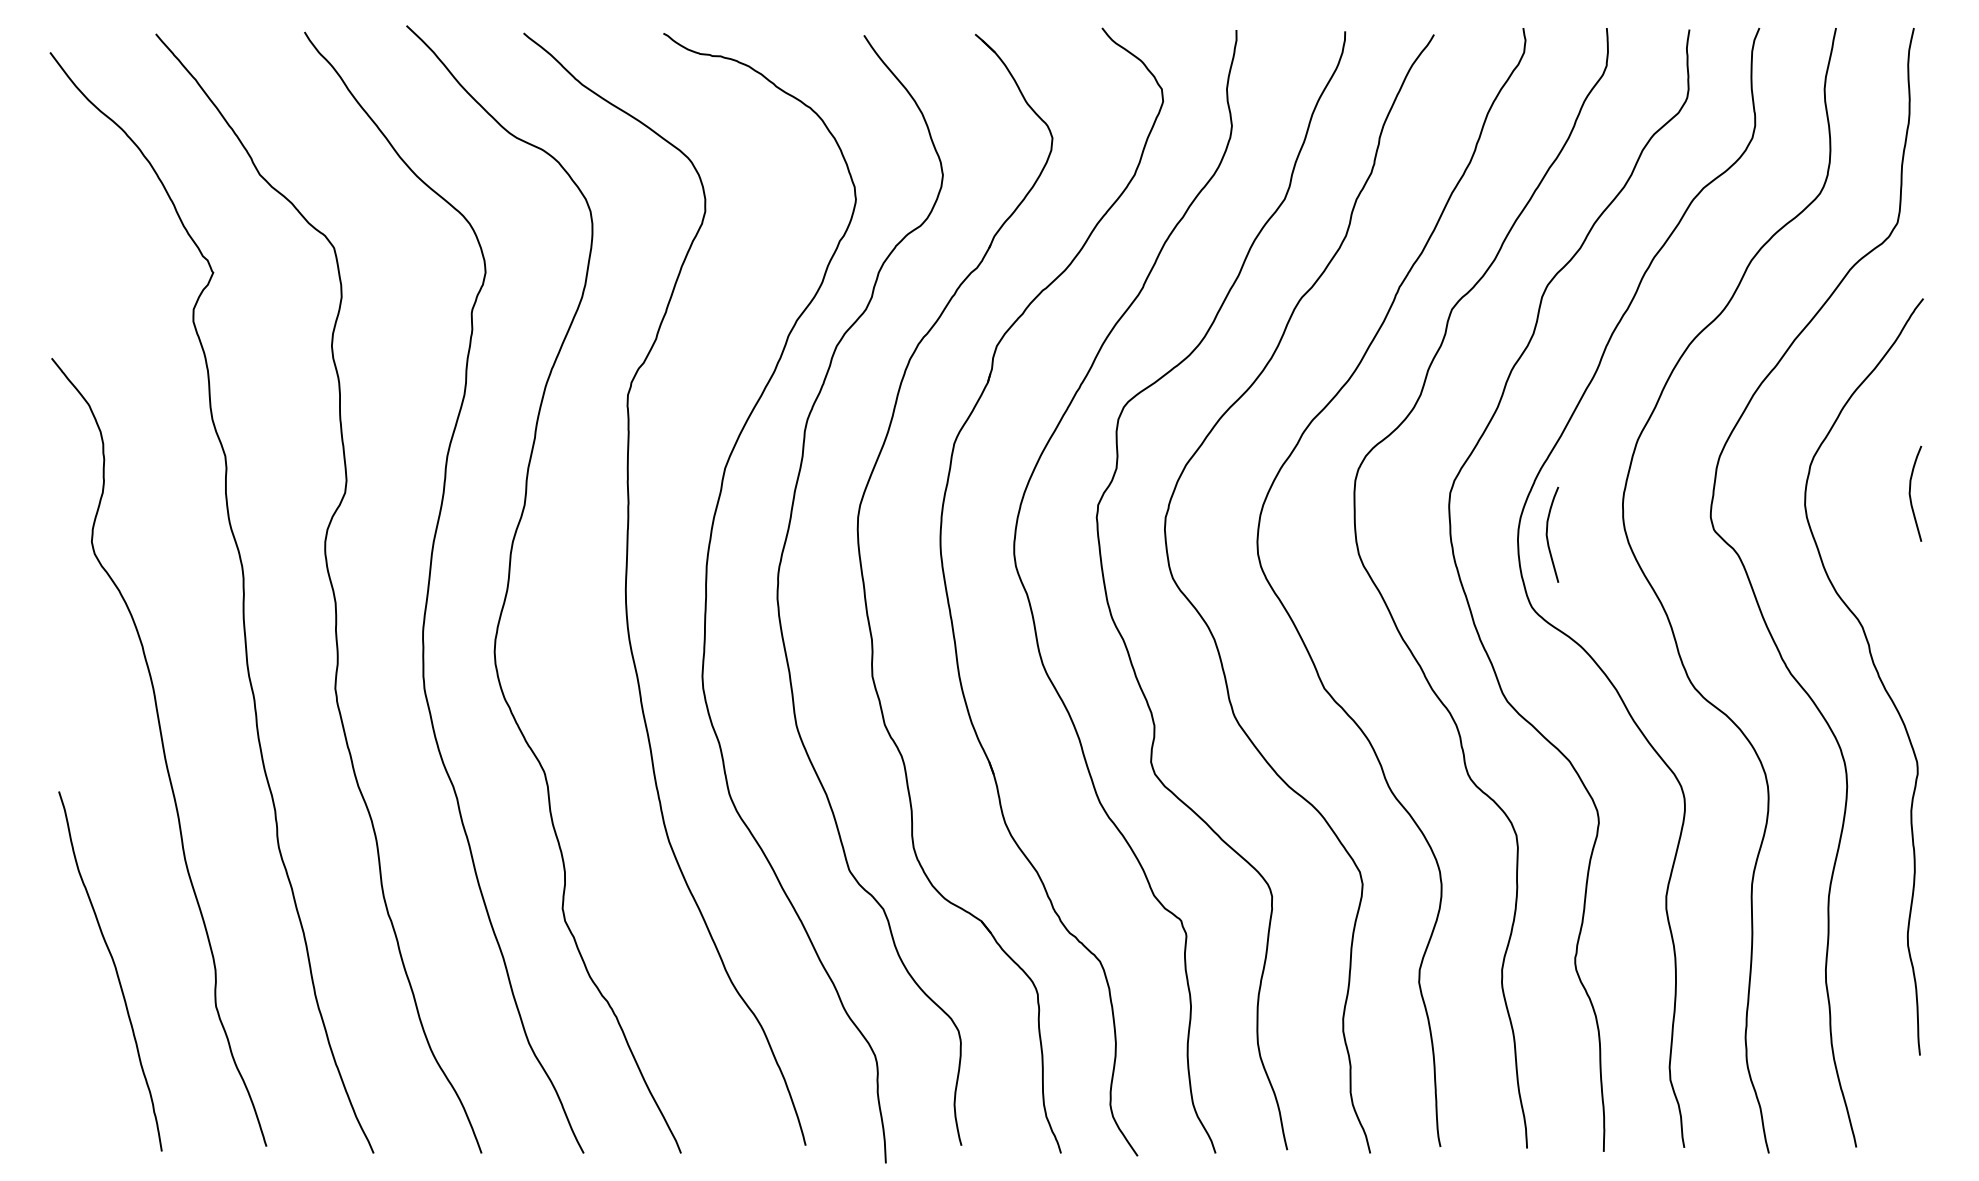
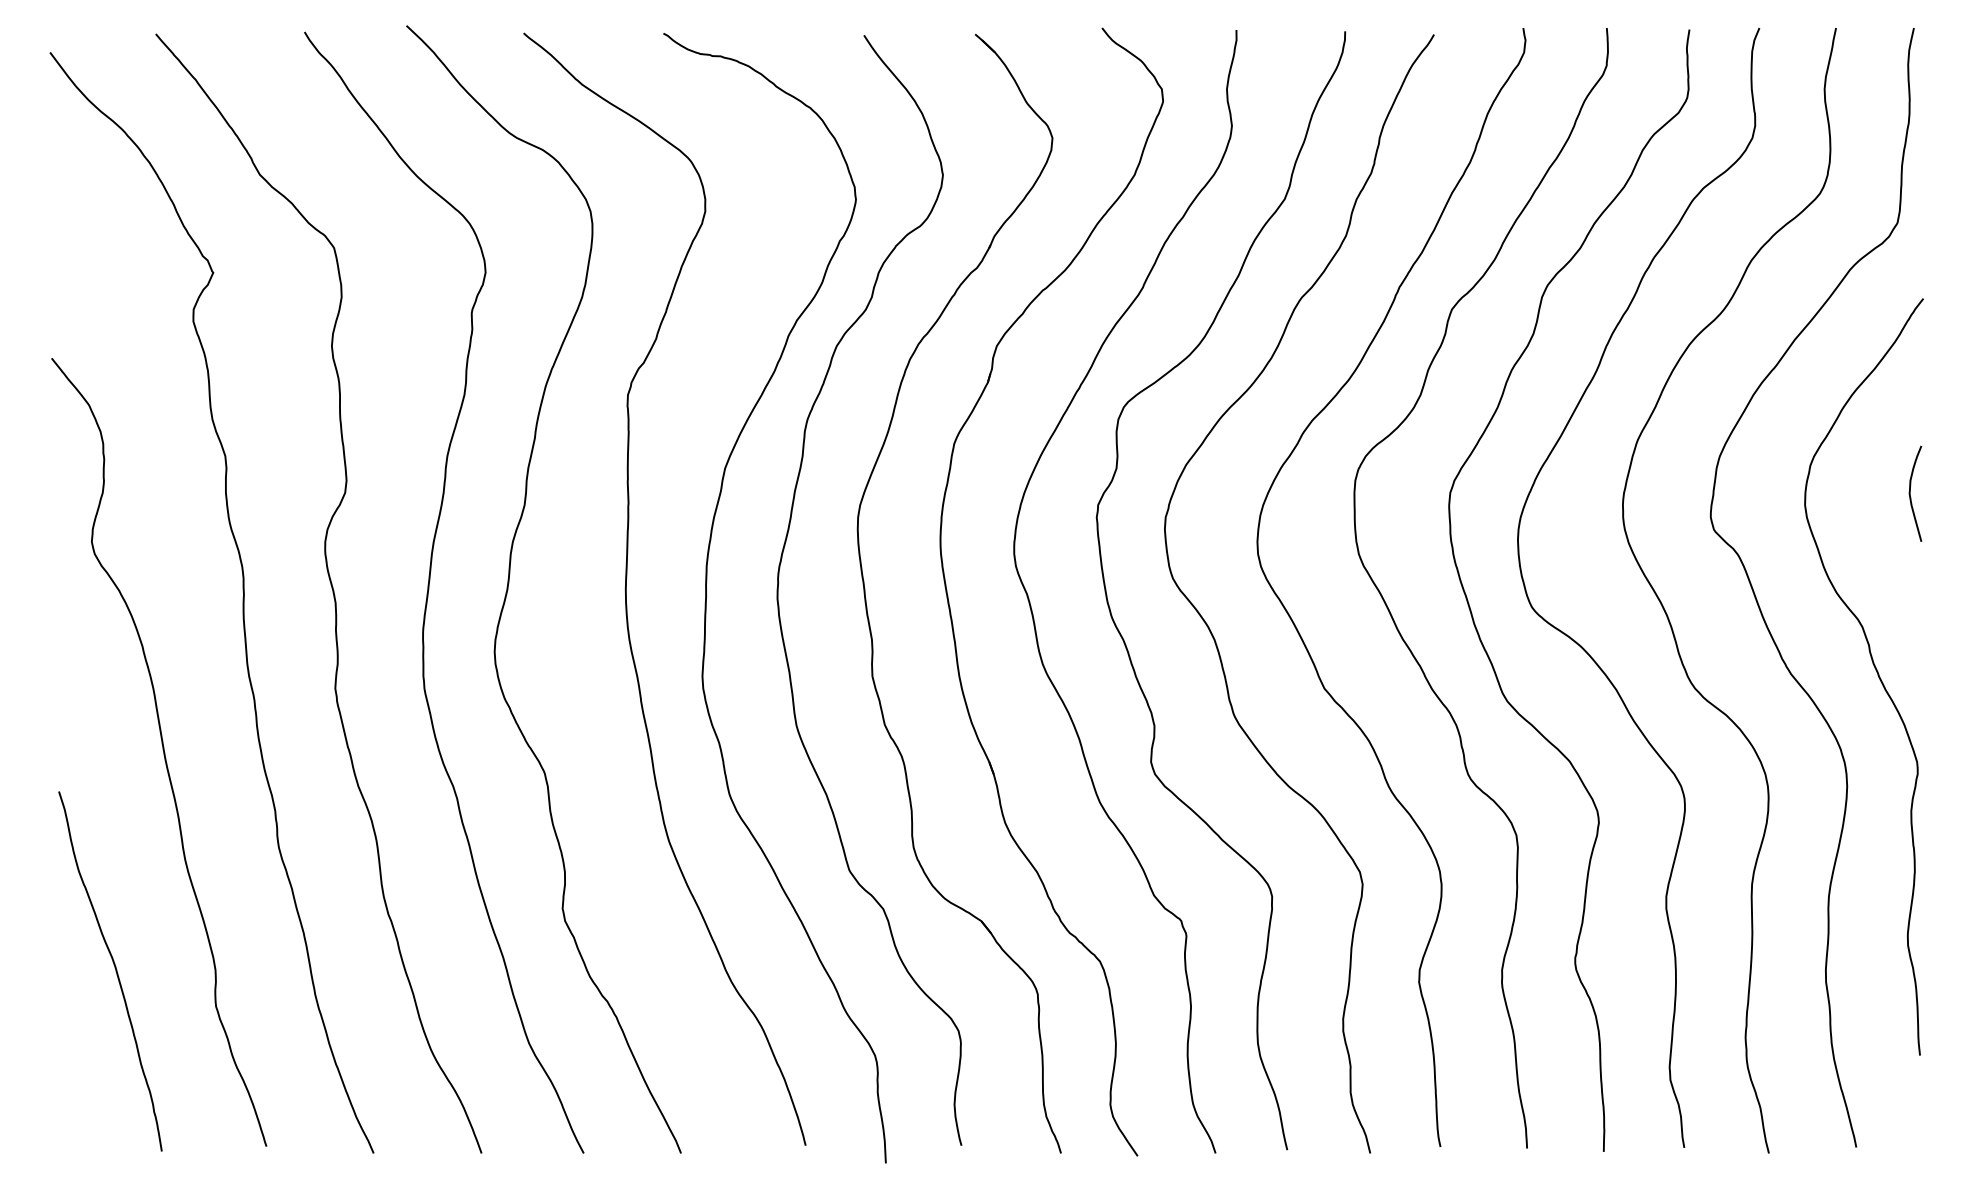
curve: present -> none (1547, 534)
